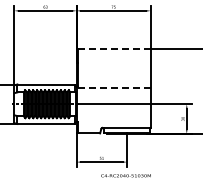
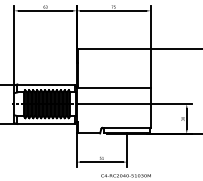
line: dashed -> solid (114, 48)
line: dashed -> solid (113, 87)
